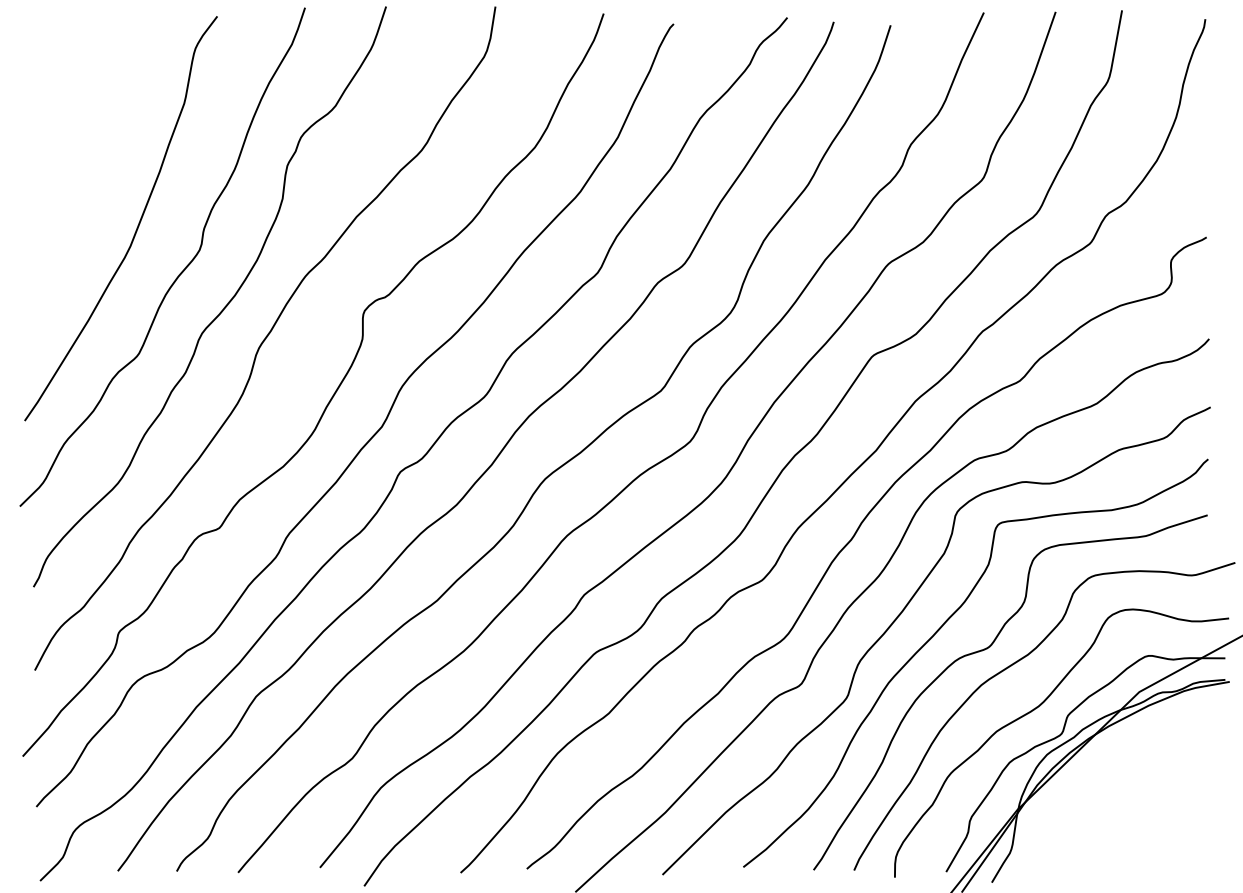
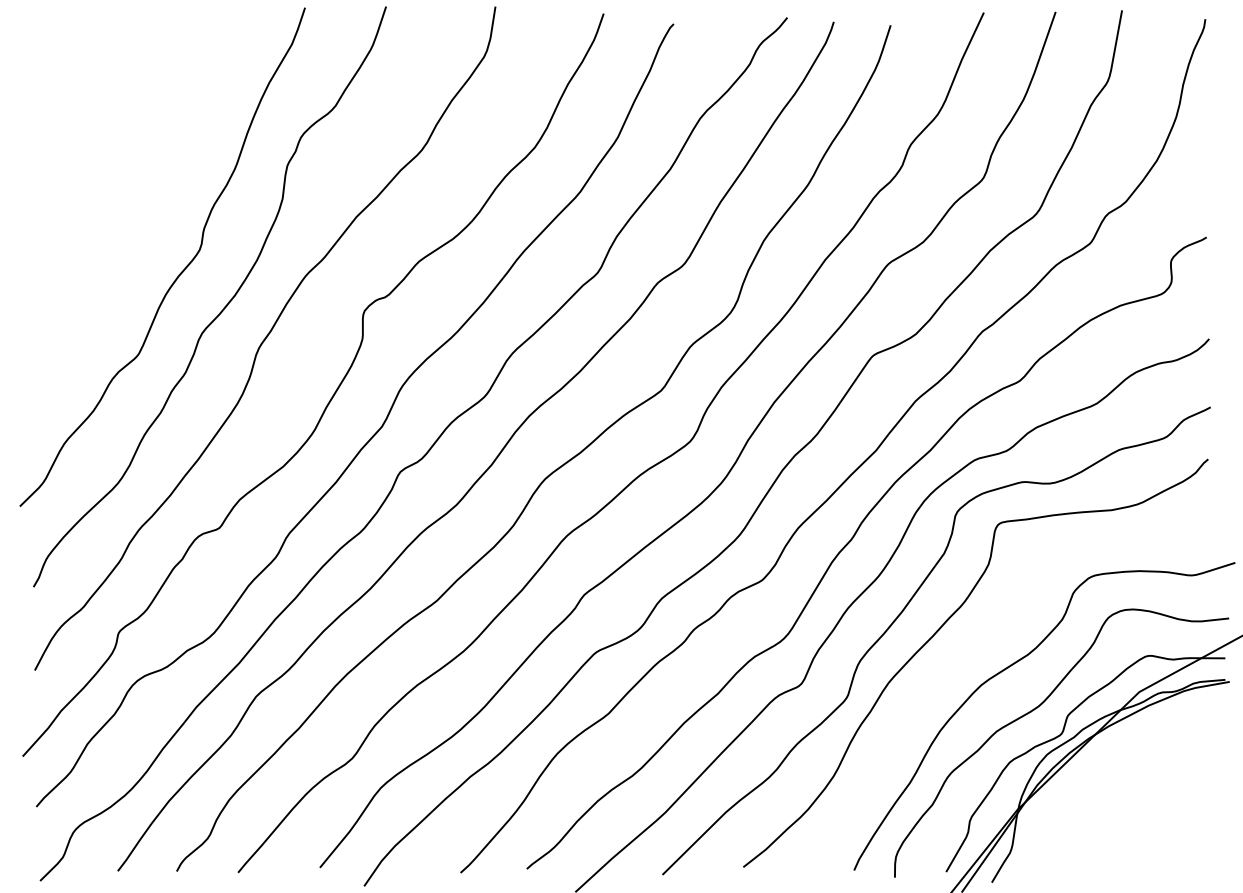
curve: present -> none (136, 227)
curve: present -> none (987, 649)
